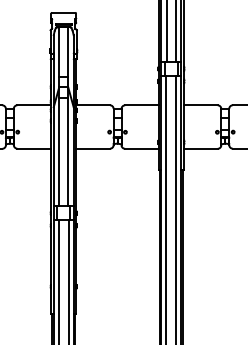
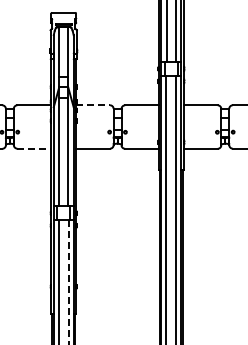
line: solid -> dashed (93, 105)
line: solid -> dashed (34, 148)
line: solid -> dashed (68, 282)
